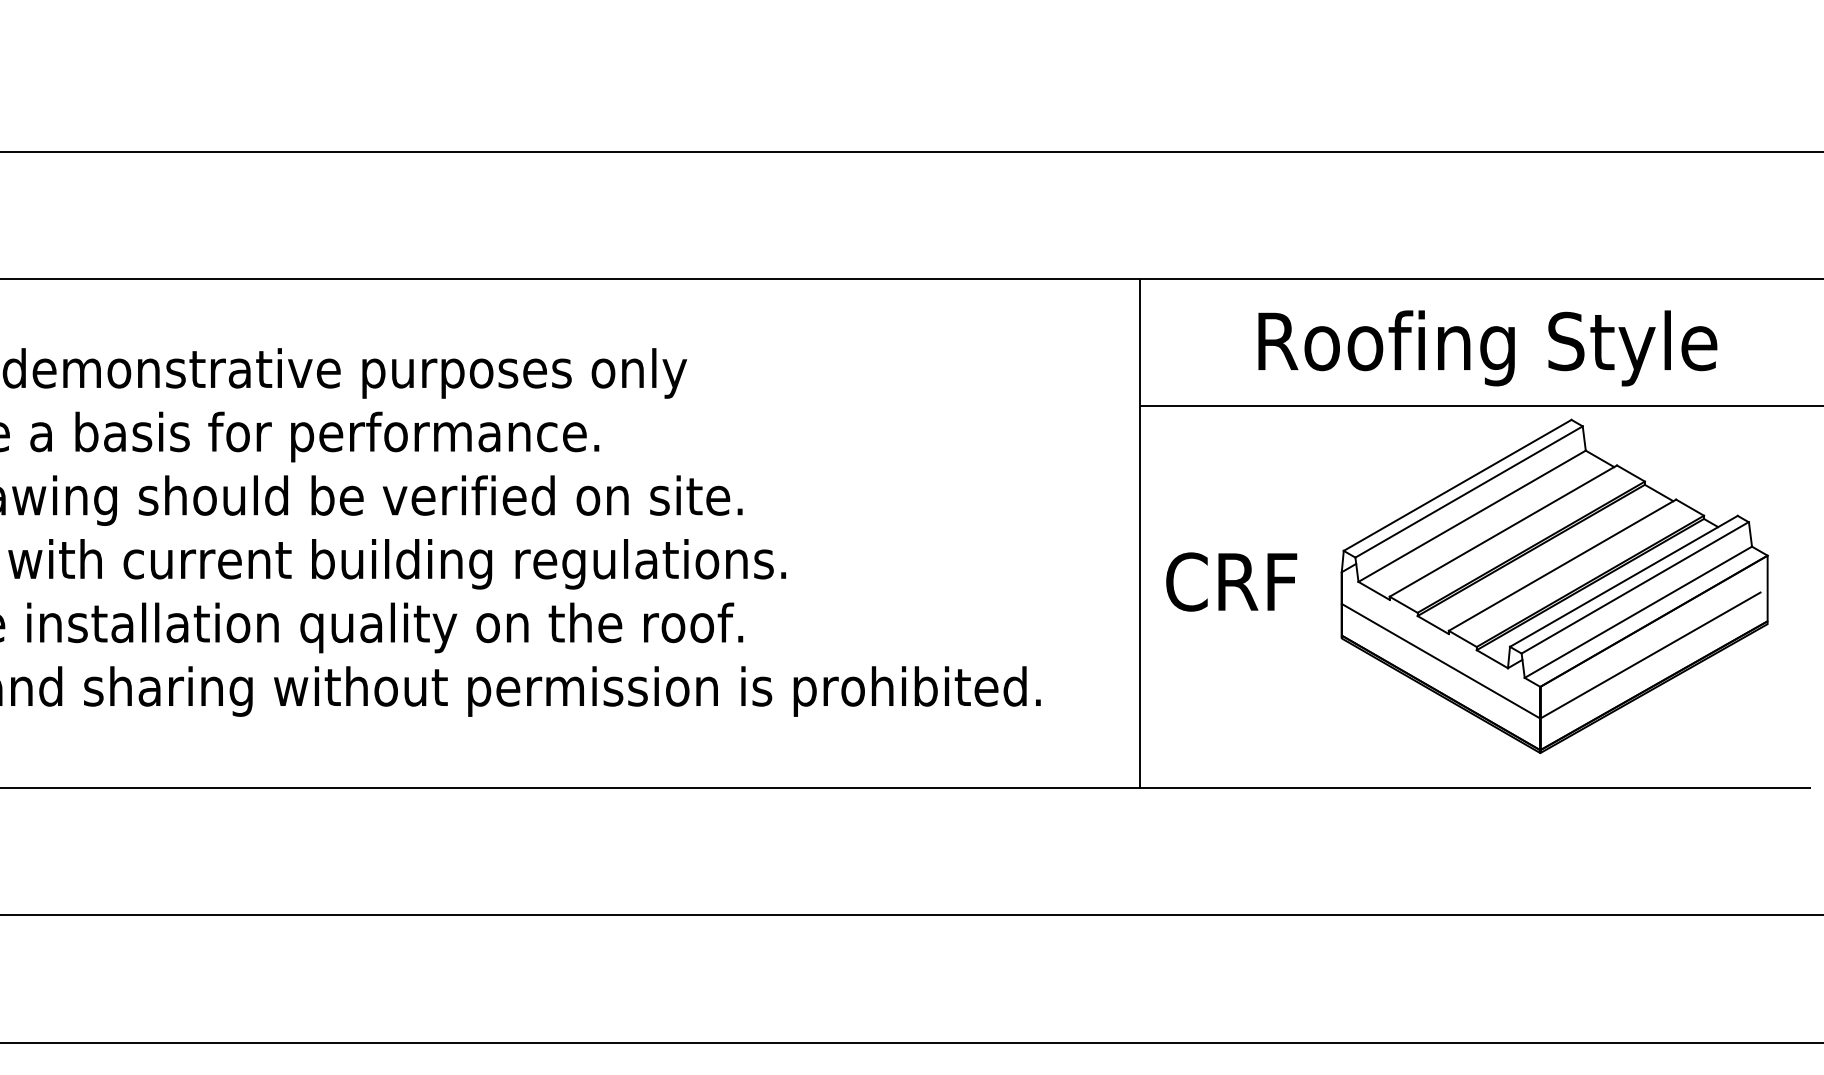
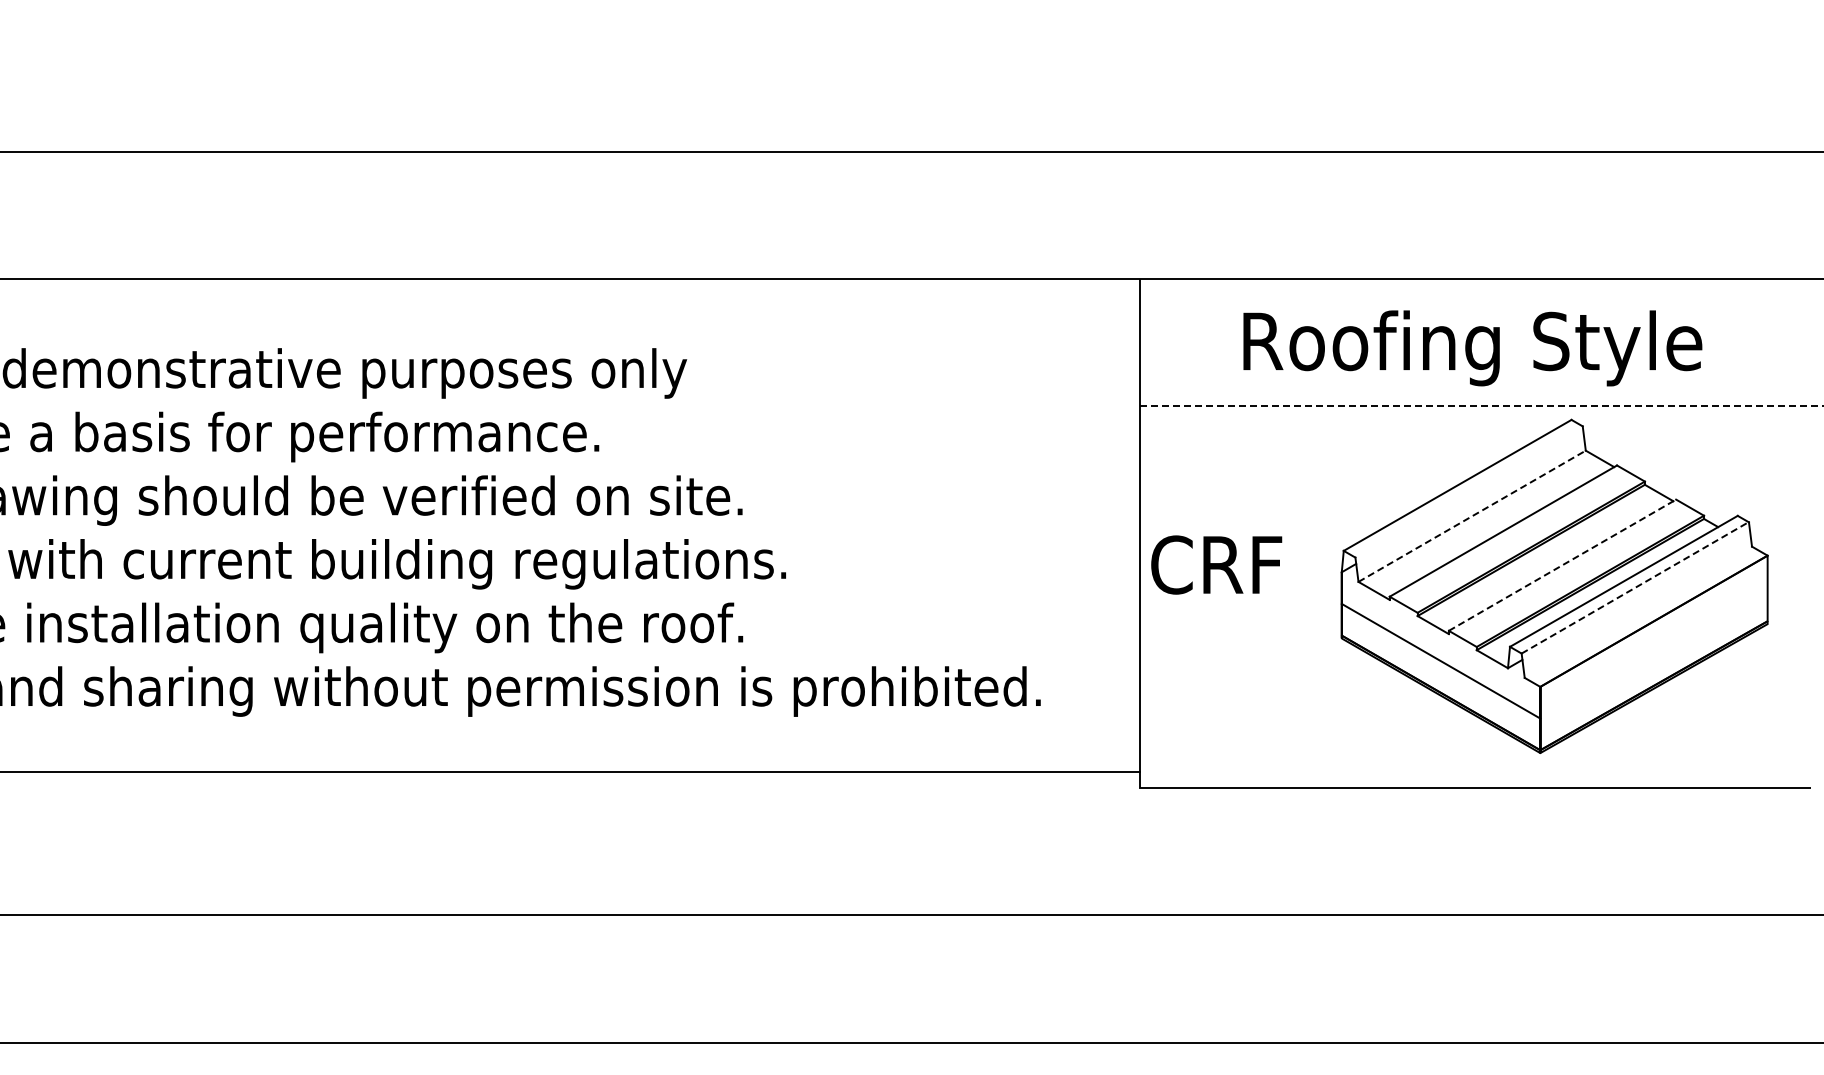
text position: (1487, 348) -> (1472, 348) (1472, 348)
line: solid -> dashed (1481, 406)
line: present -> none (1468, 491)
line: solid -> dashed (1472, 516)
line: solid -> dashed (1562, 564)
text position: (1231, 581) -> (1216, 564) (1216, 564)
line: solid -> dashed (1635, 587)
line: present -> none (1638, 611)
line: present -> none (1650, 655)
line position: (571, 788) -> (571, 772) (571, 772)
